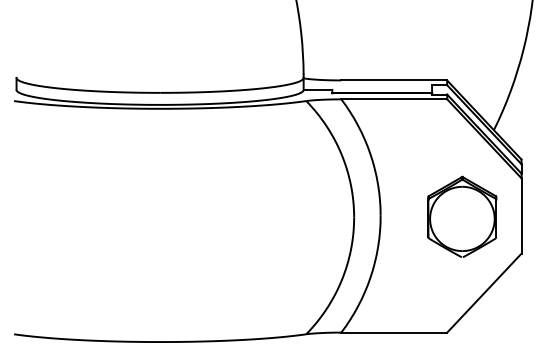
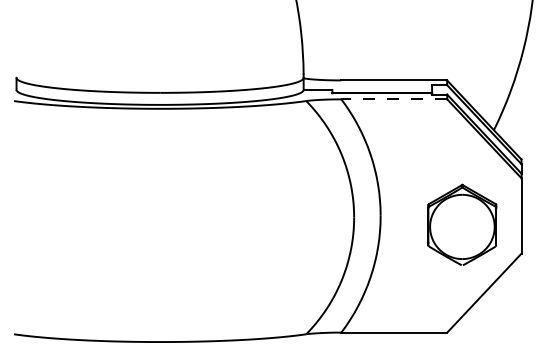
line: solid -> dashed (394, 99)
part position: (462, 216) -> (462, 224) (462, 224)
